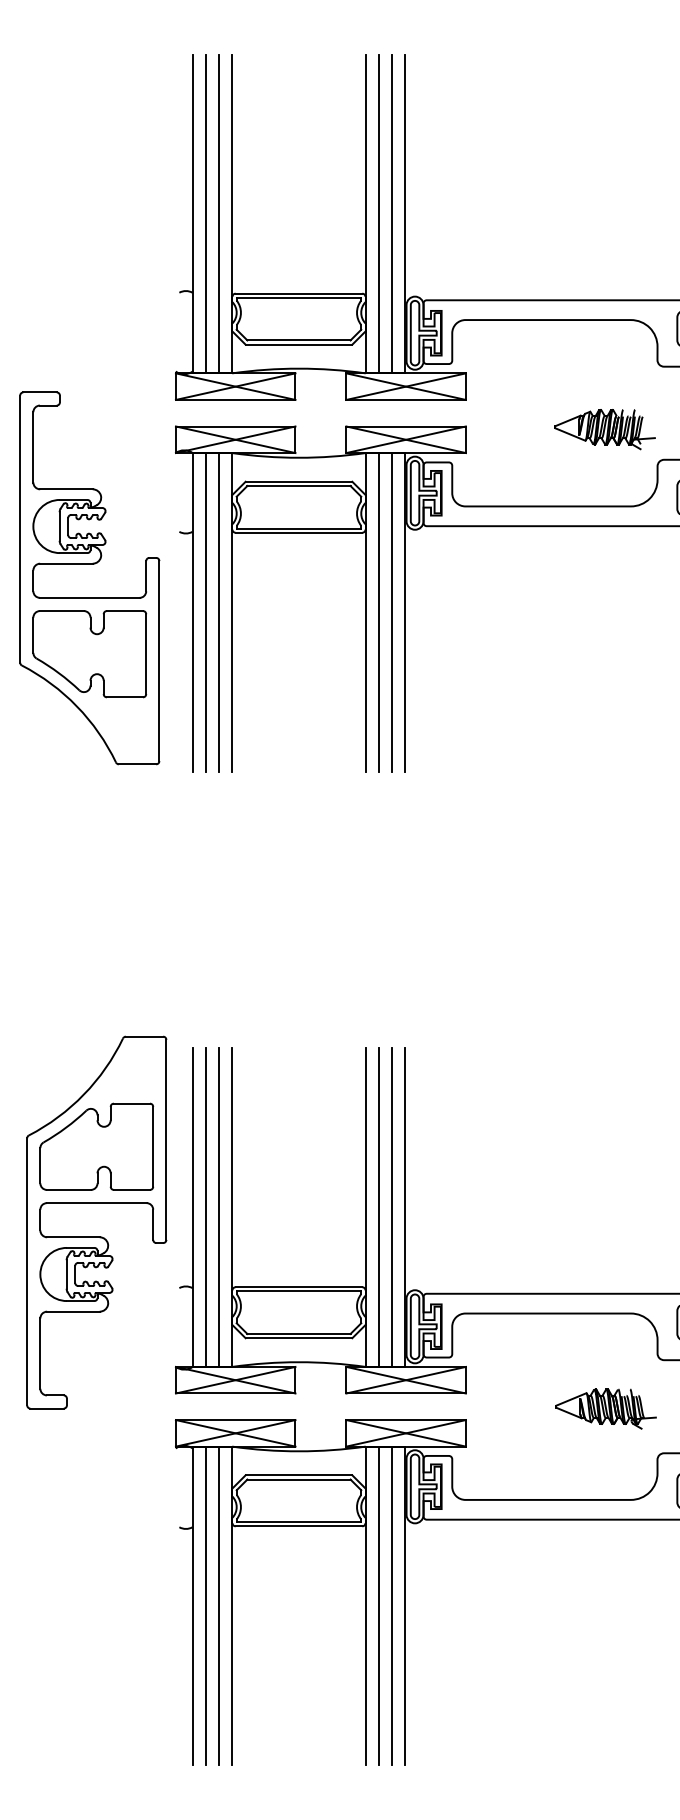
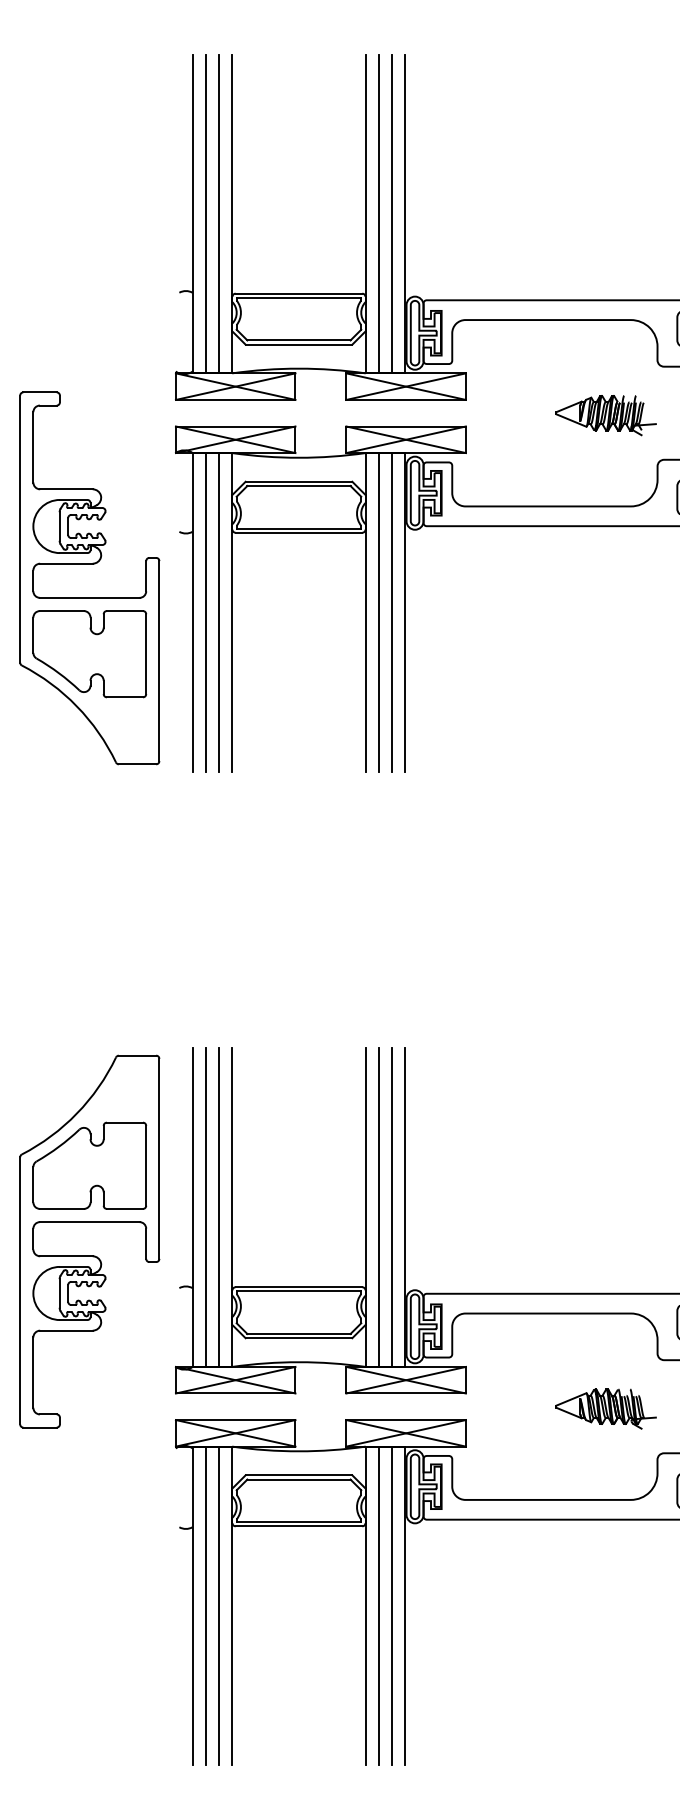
part position: (604, 429) -> (605, 415) (605, 415)
part position: (96, 1236) -> (89, 1255) (89, 1255)
